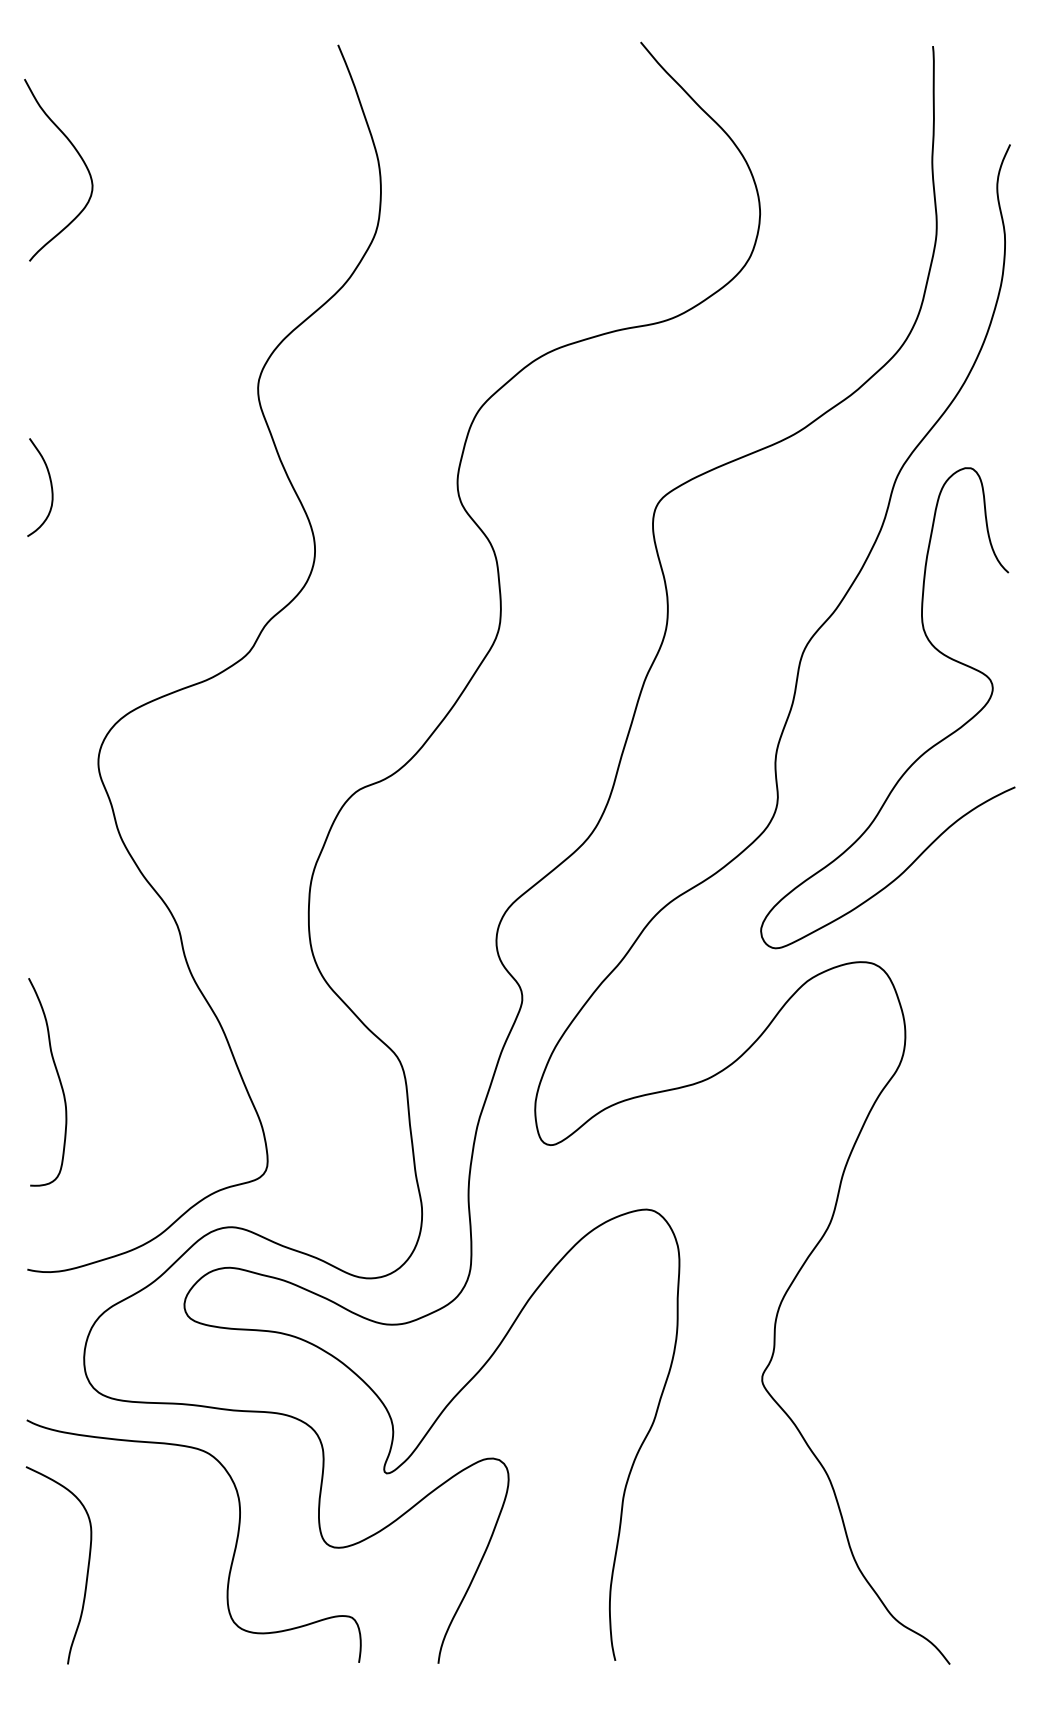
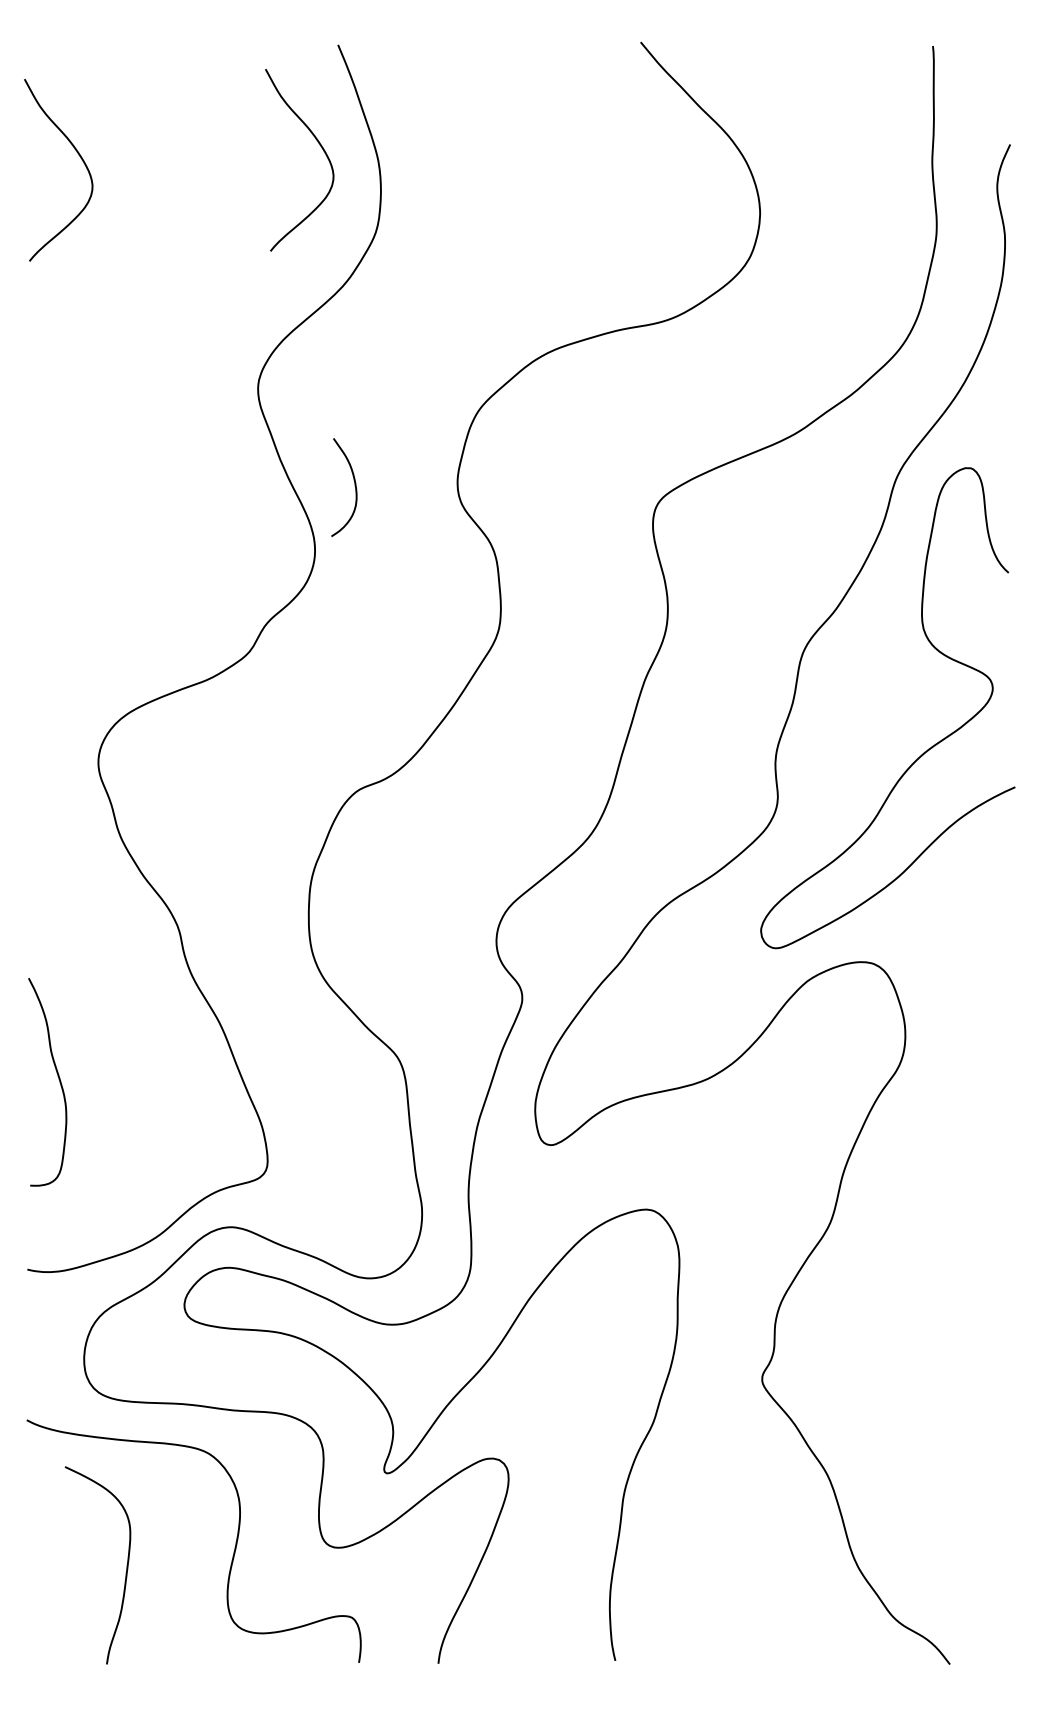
curve: none -> present (319, 145)
curve position: (50, 486) -> (354, 486) (354, 486)
curve position: (87, 1565) -> (126, 1565) (126, 1565)
